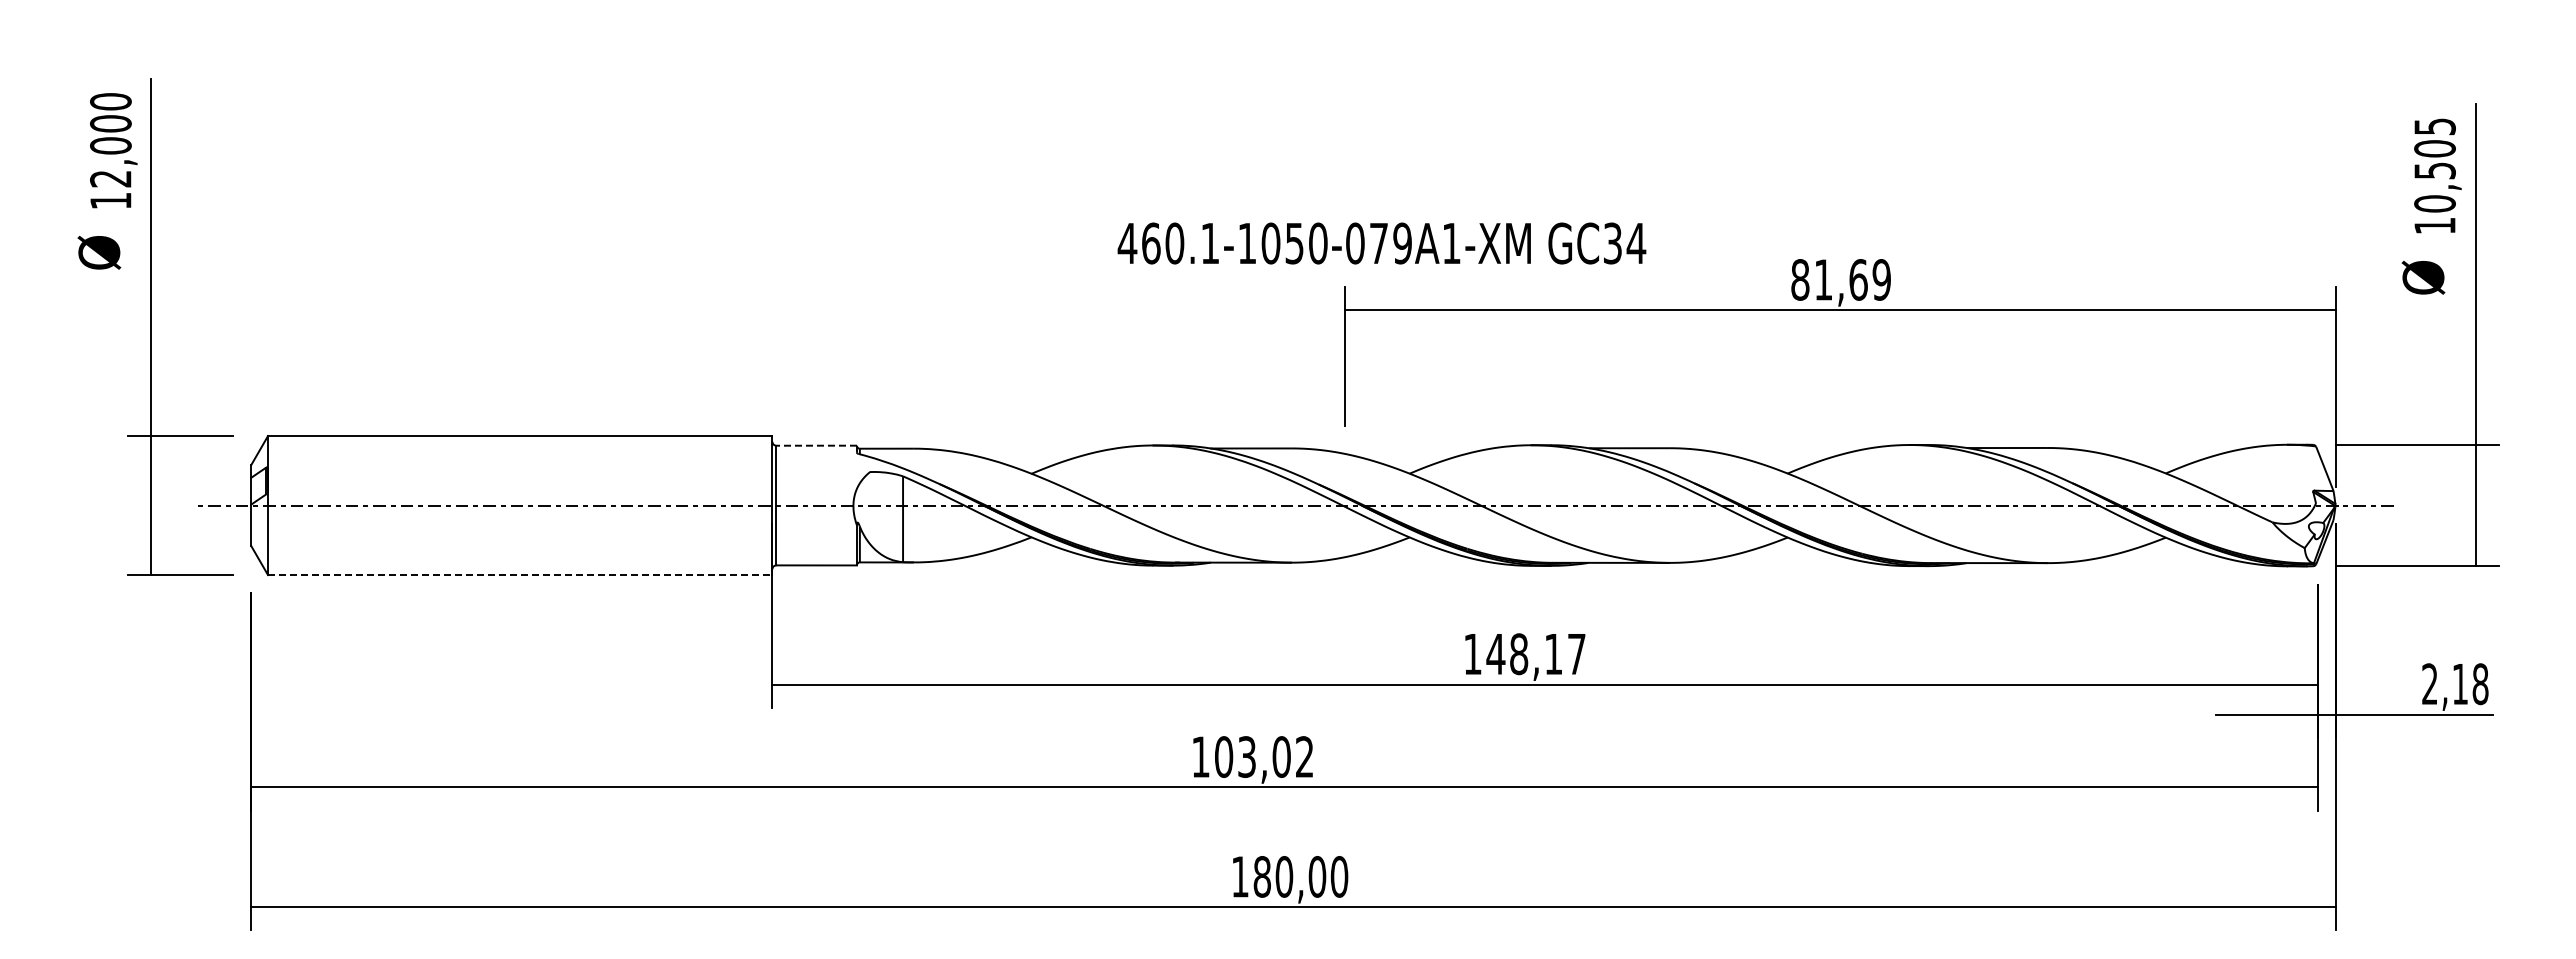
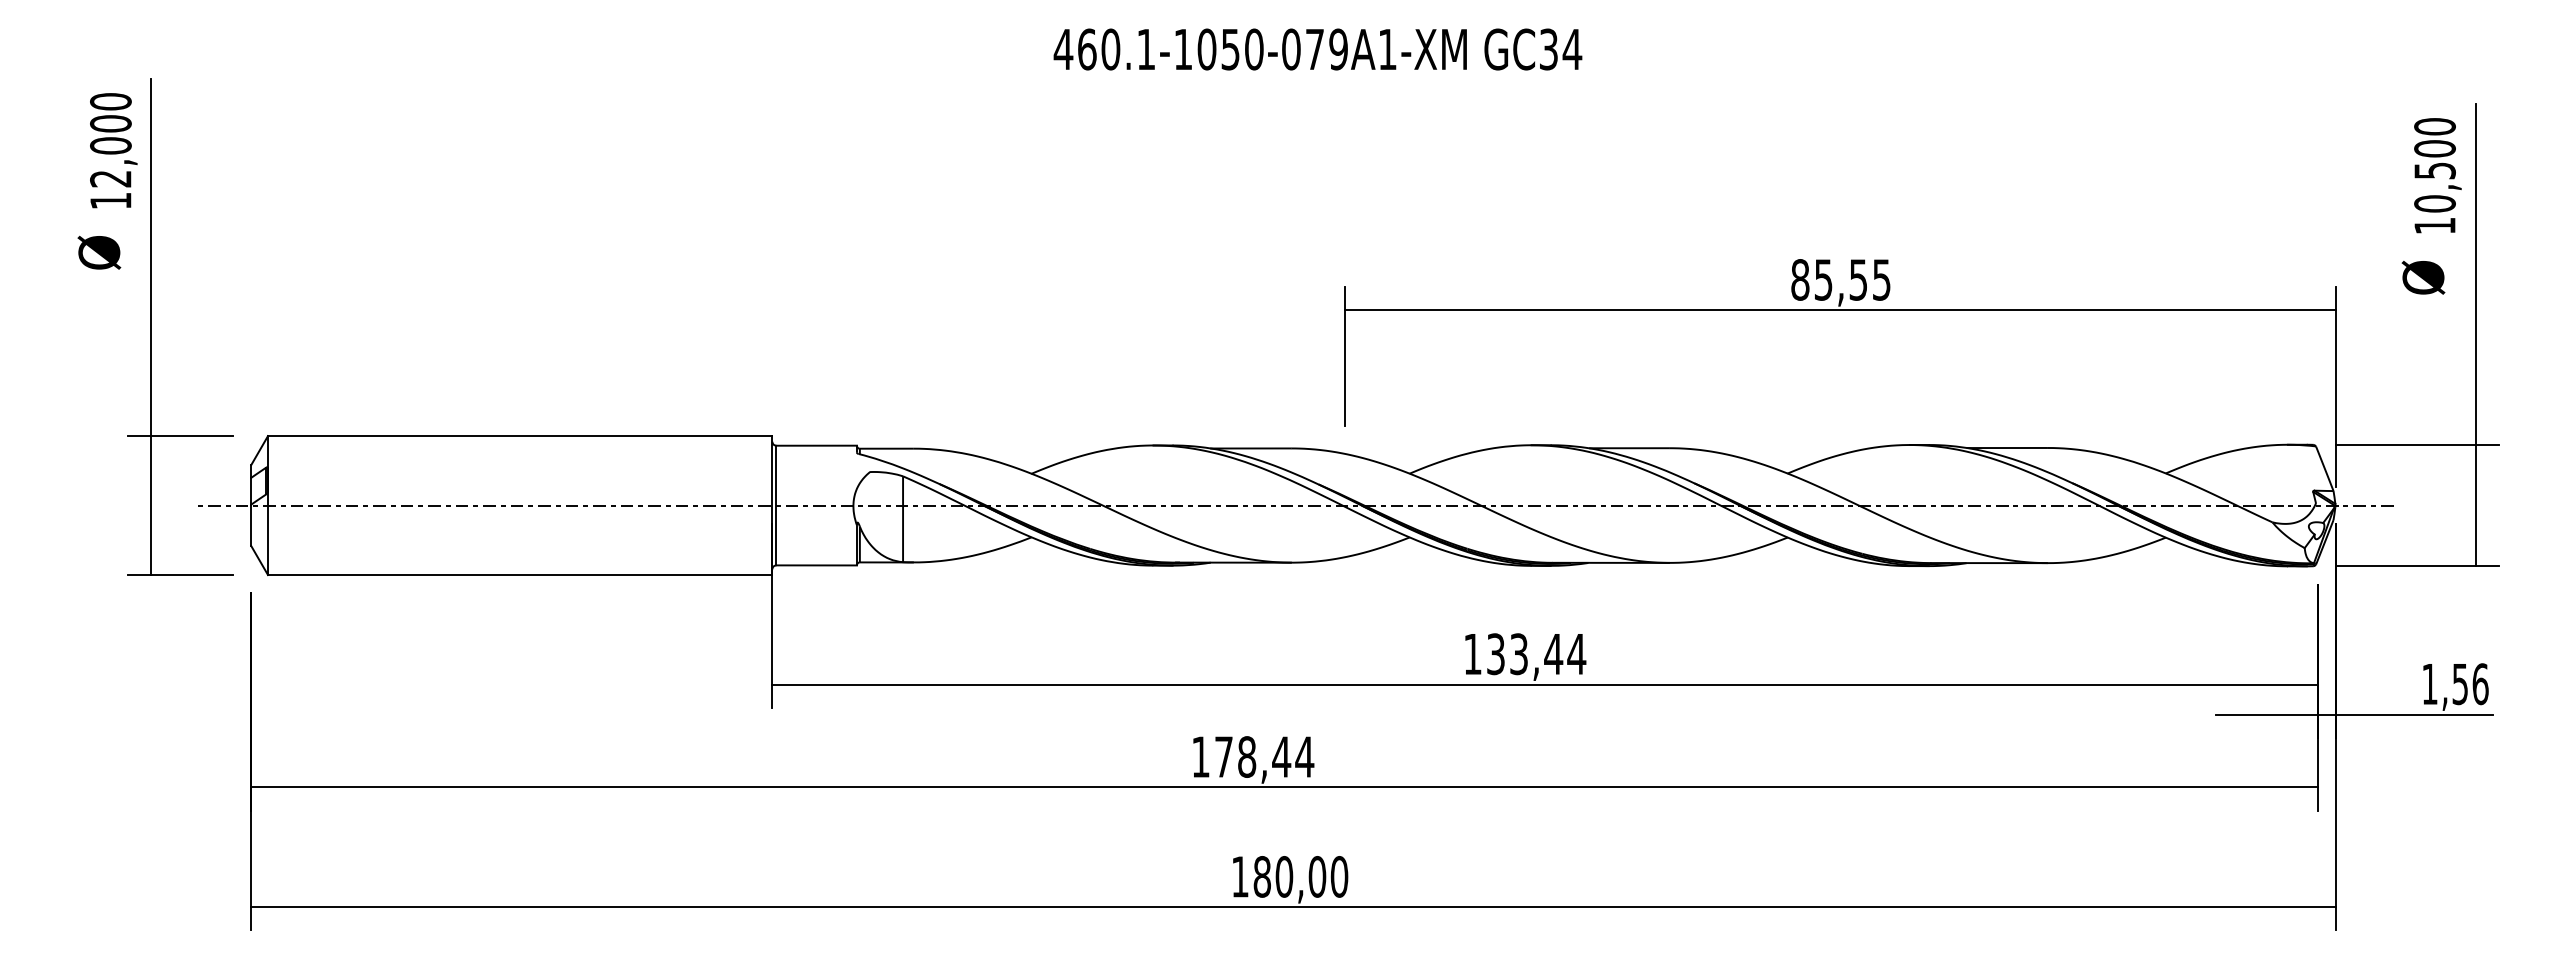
text: 10,505 -> 10,500 (2434, 126)
text position: (1381, 243) -> (1317, 49) (1317, 49)
text: 81,69 -> 85,55 (1852, 279)
line: dashed -> solid (816, 445)
line: dashed -> solid (520, 575)
text: 148,17 -> 133,44 (1536, 654)
text: 2,18 -> 1,56 (2455, 684)
text: 103,02 -> 178,44 (1264, 756)
